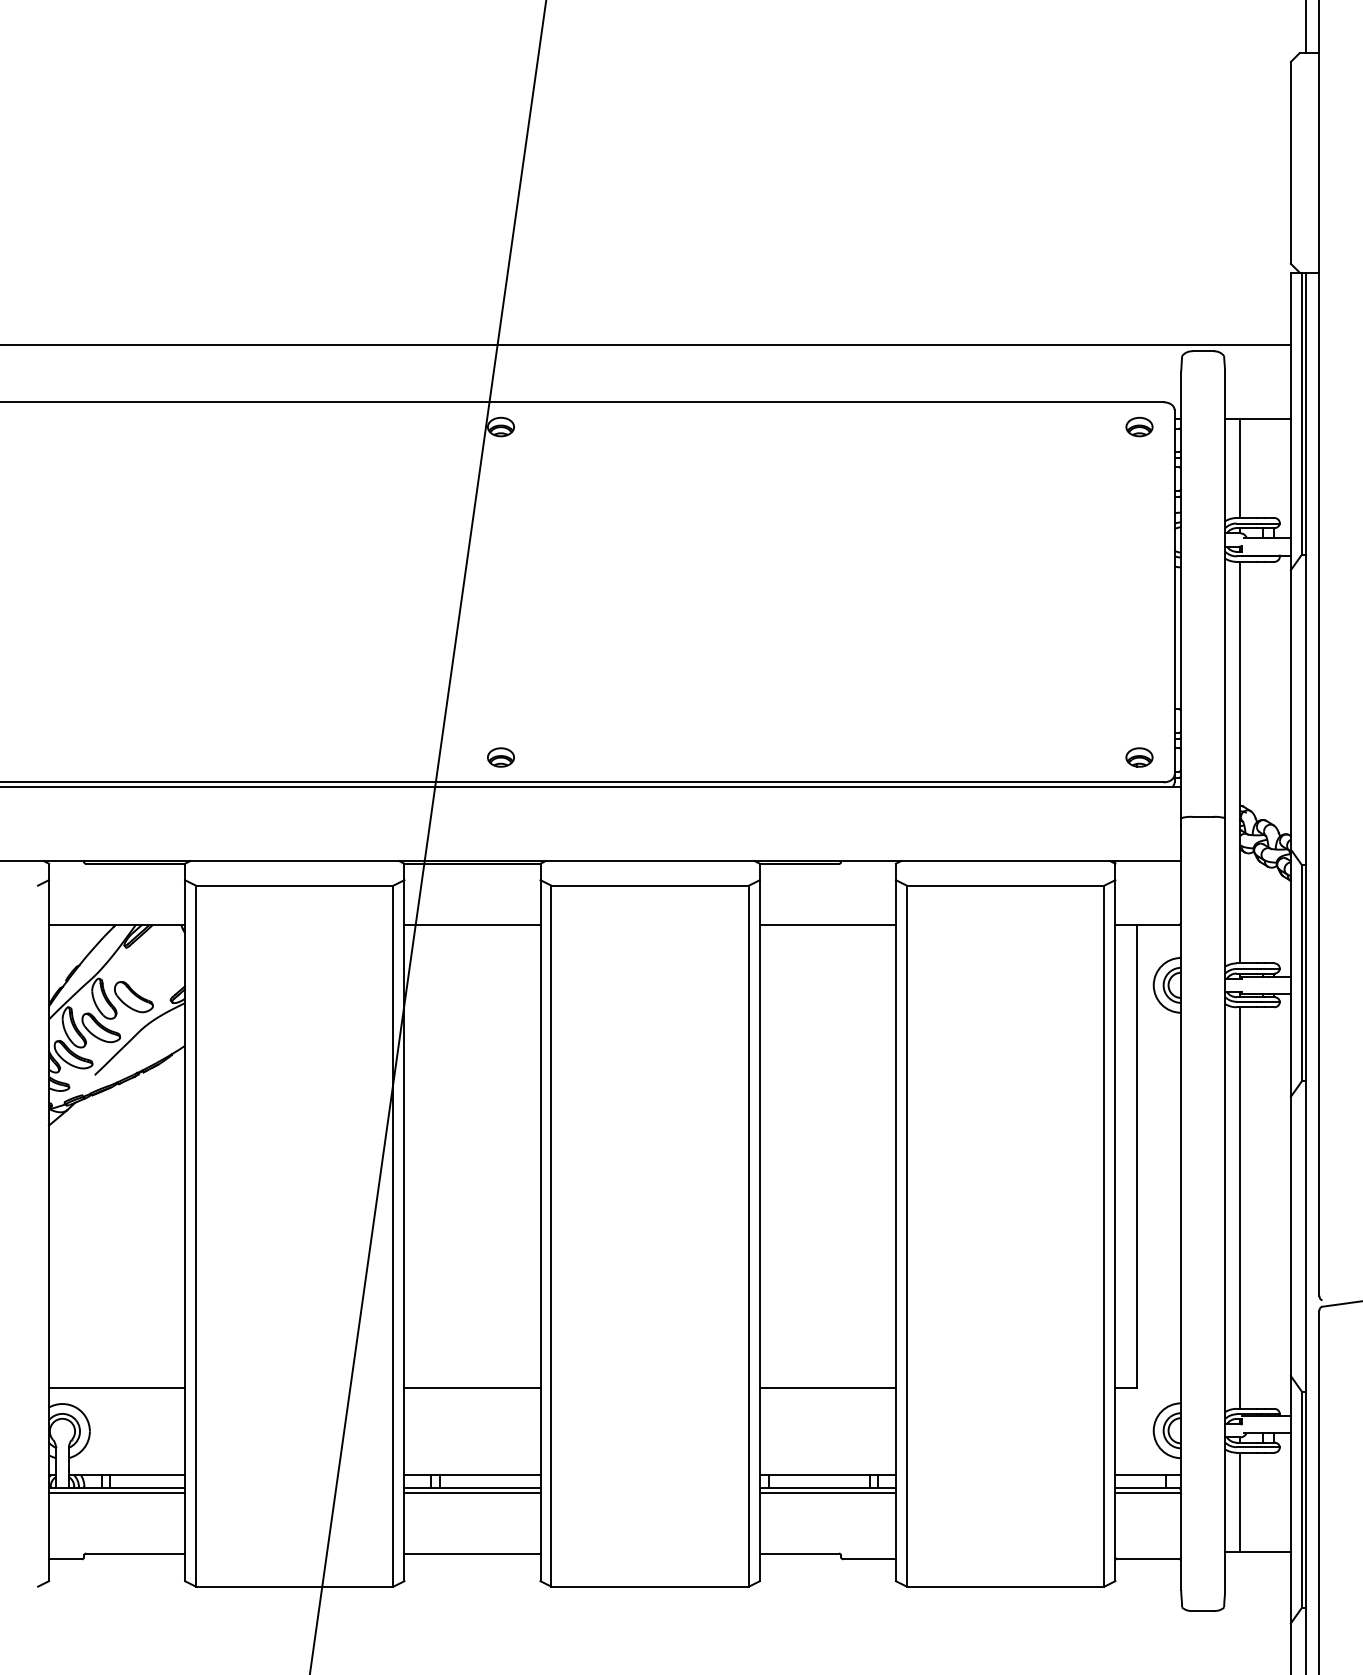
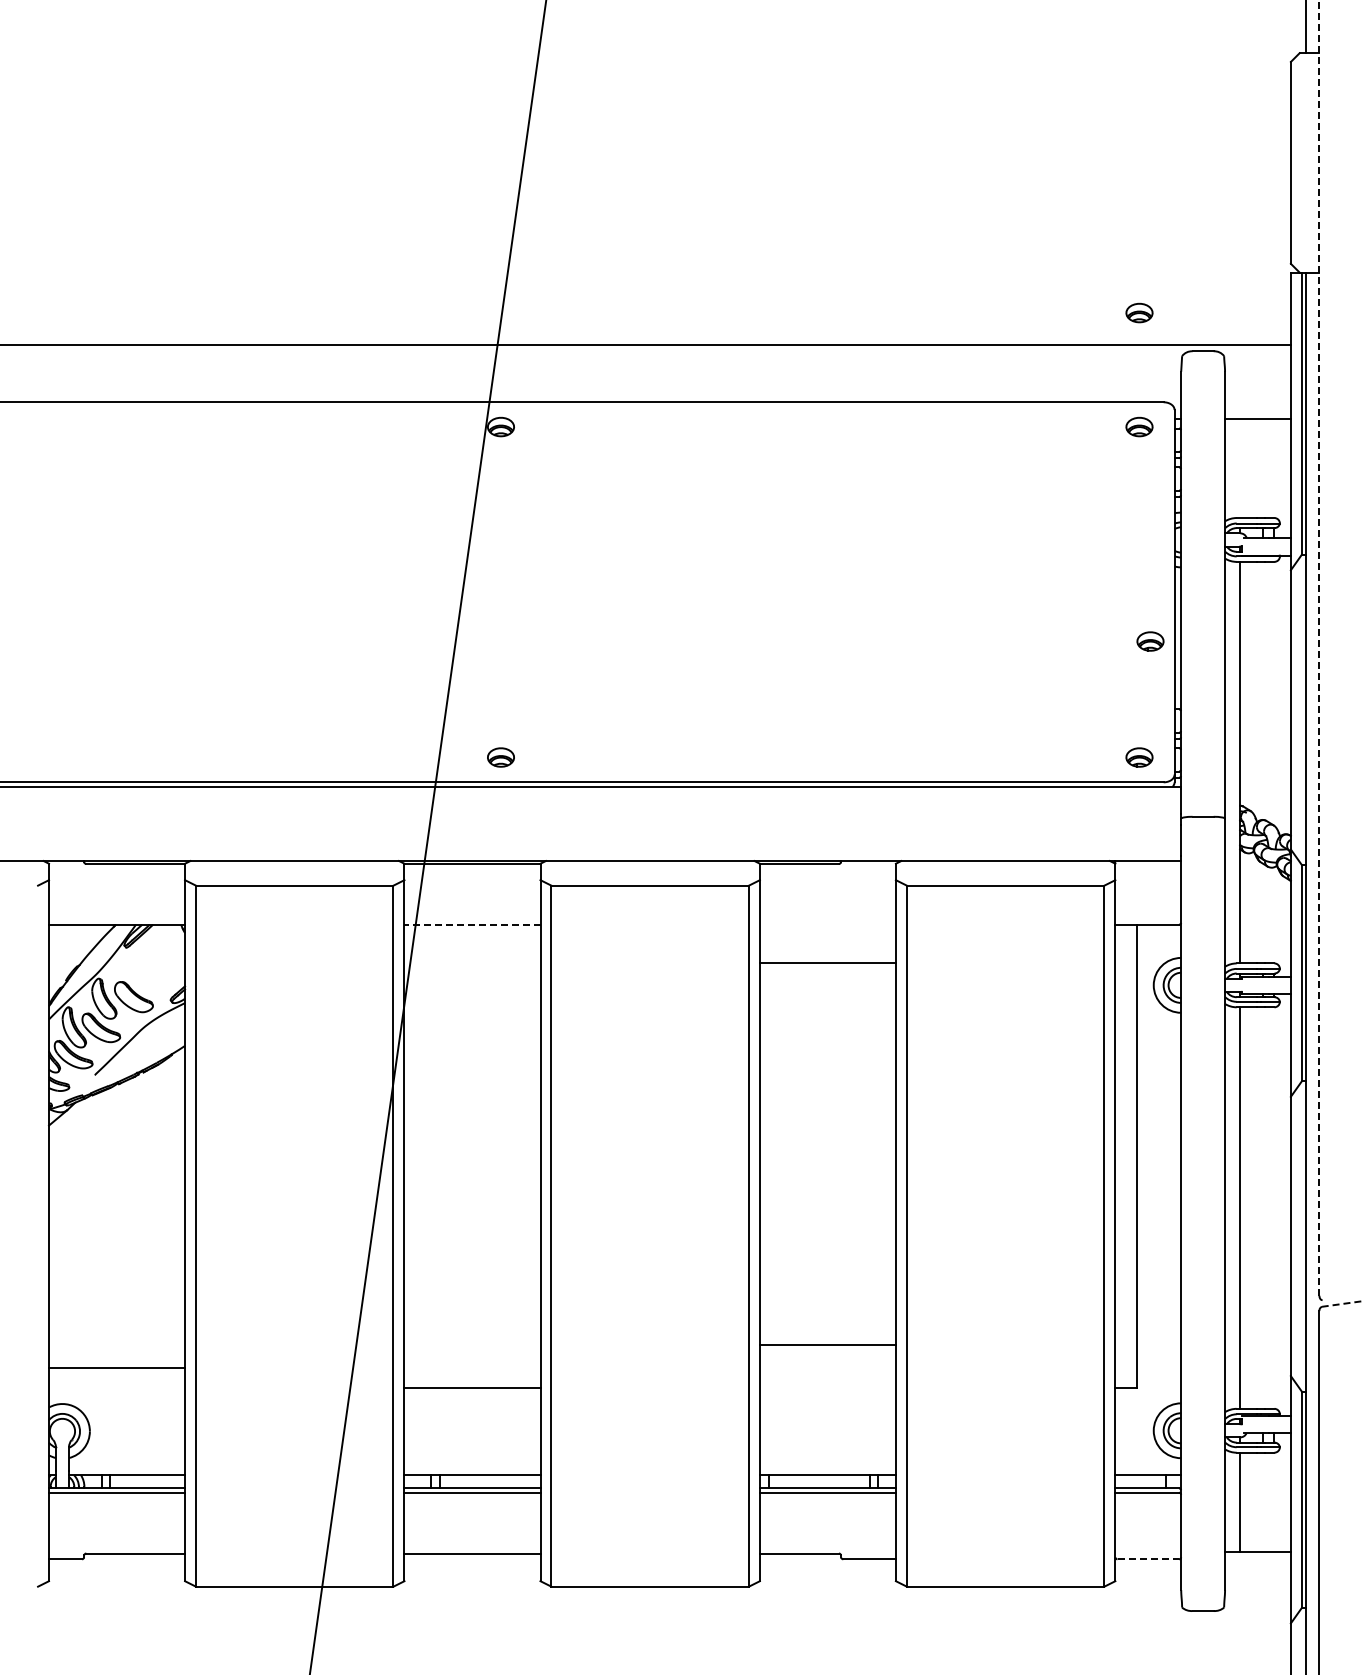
part: none -> present (1139, 312)
line: present -> none (1240, 468)
part: none -> present (1150, 641)
line: solid -> dashed (1319, 648)
line: solid -> dashed (471, 924)
line position: (827, 924) -> (827, 962) (827, 962)
line: solid -> dashed (1341, 1304)
line position: (117, 1387) -> (117, 1367) (117, 1367)
line position: (827, 1387) -> (827, 1344) (827, 1344)
line: solid -> dashed (1148, 1559)
